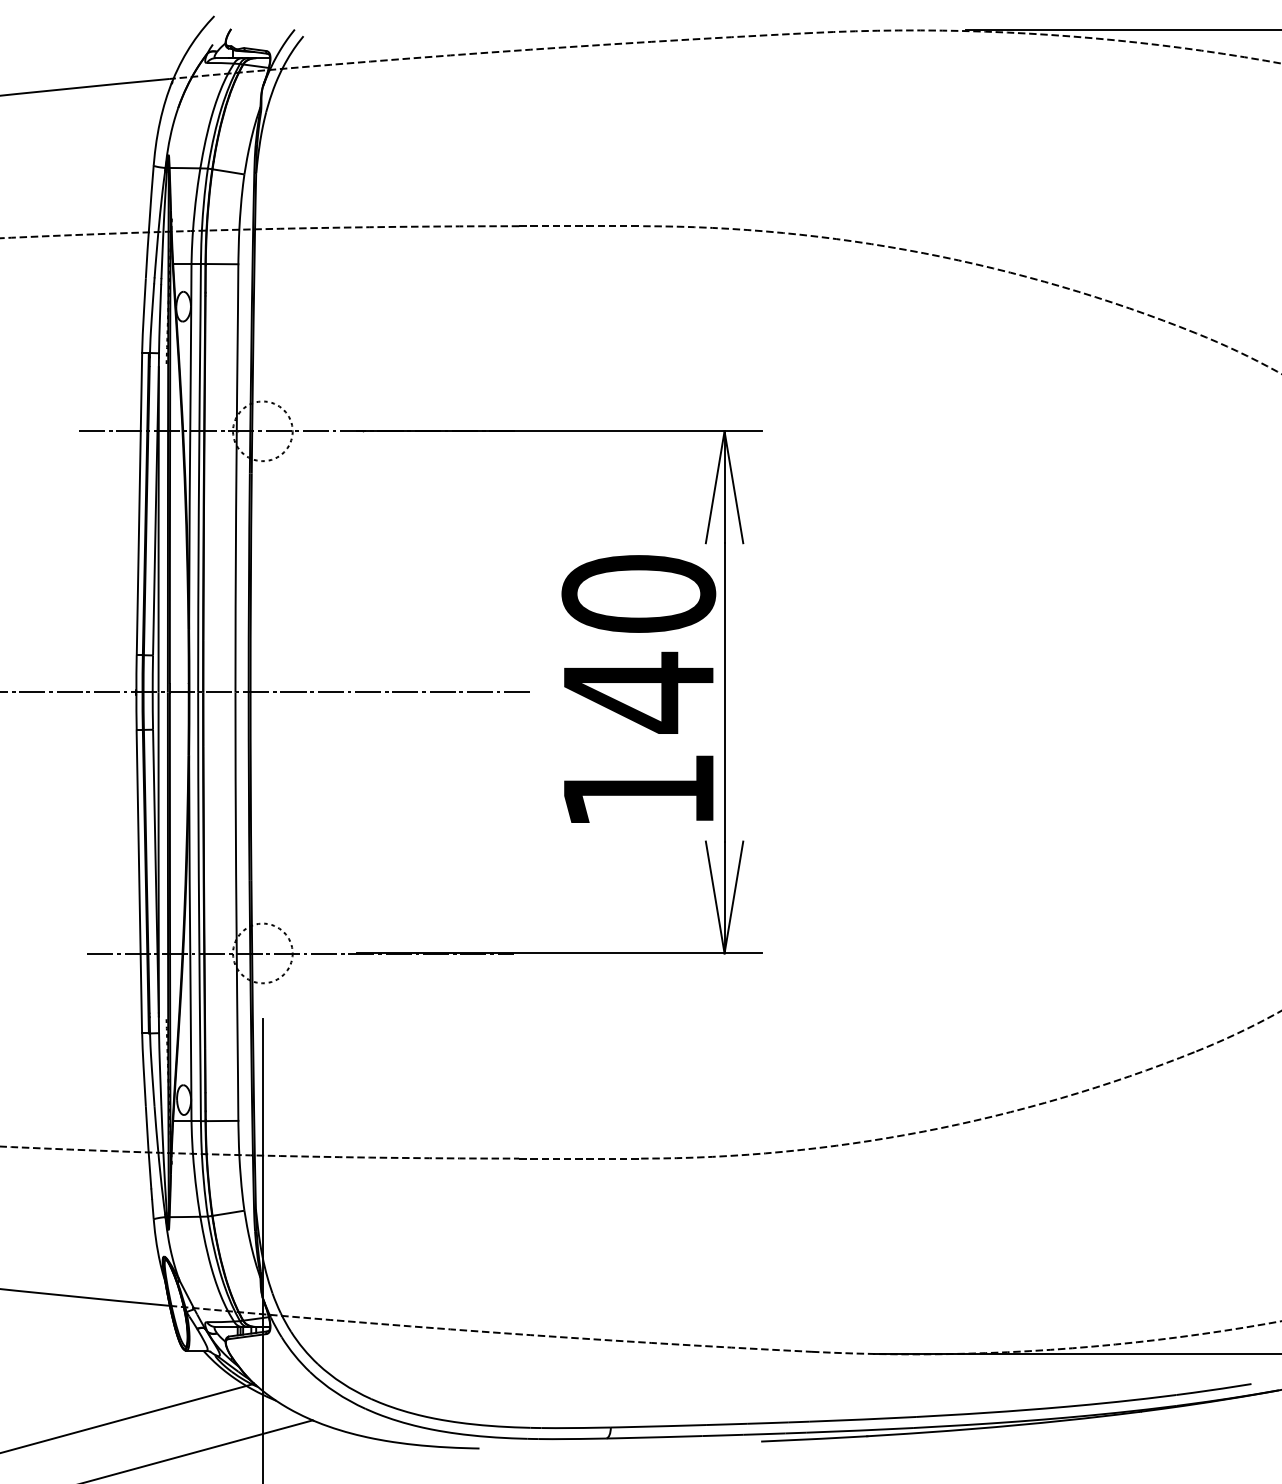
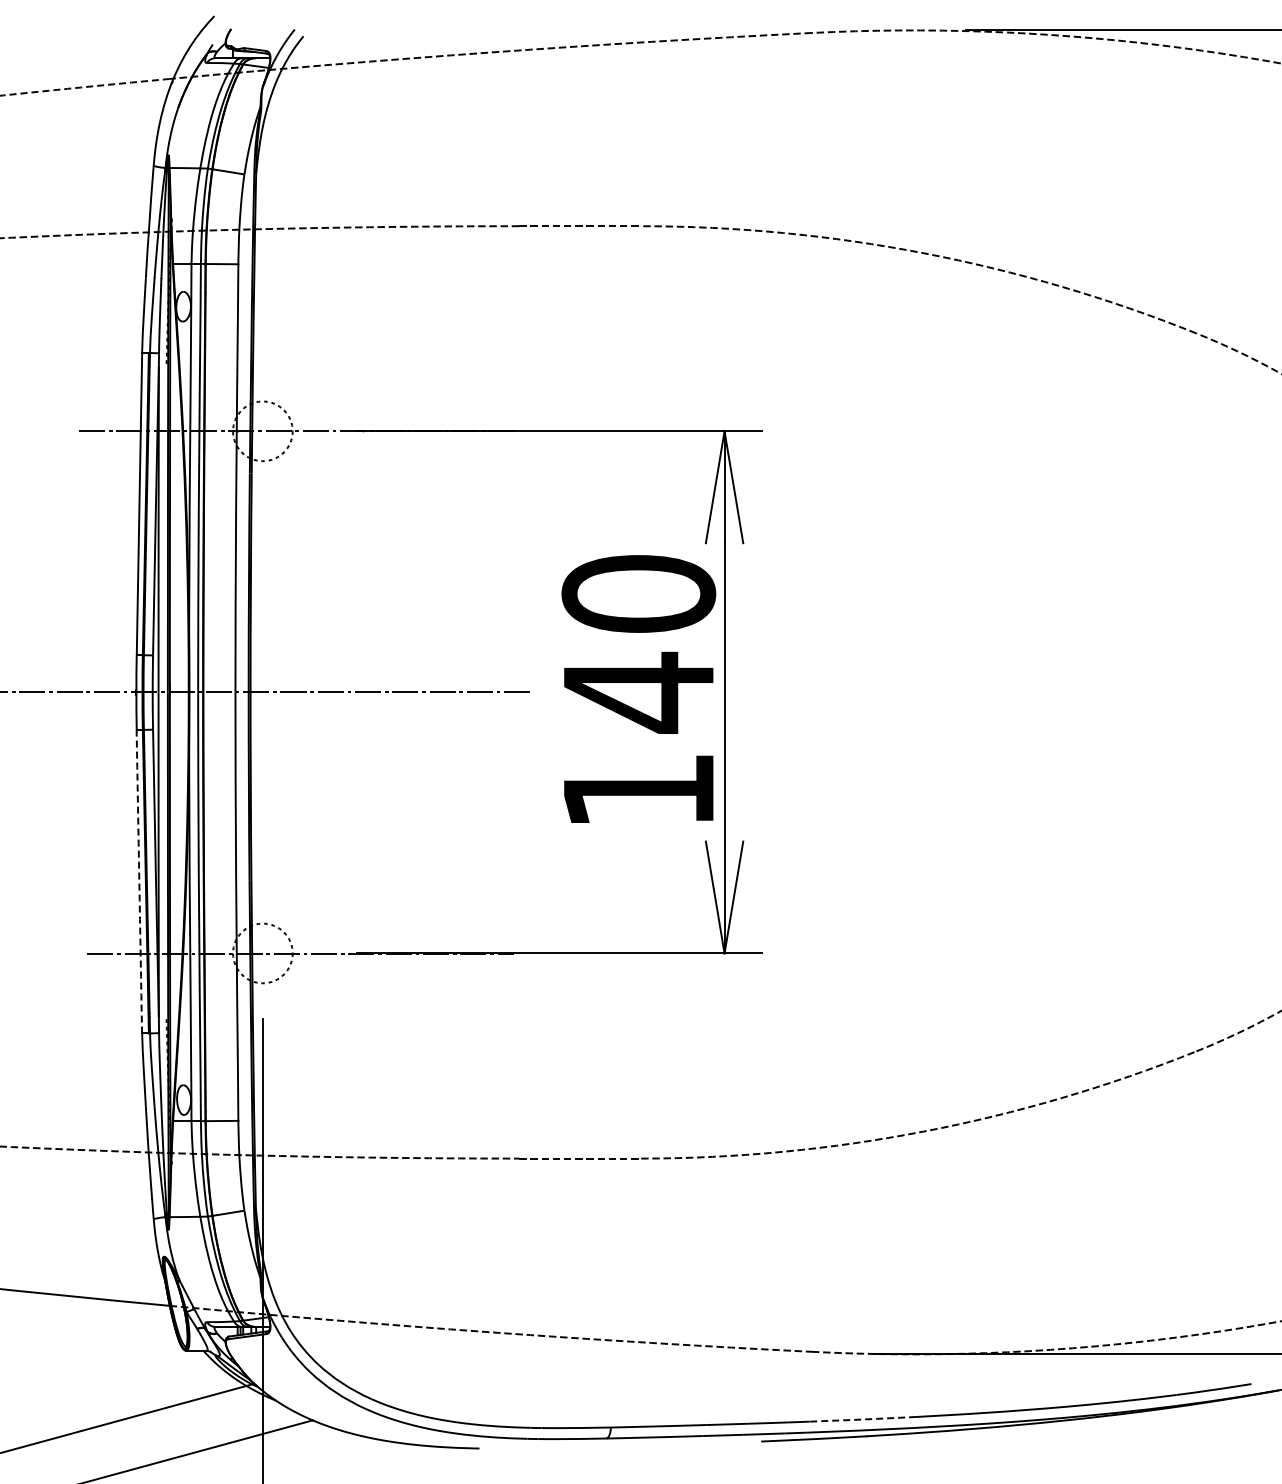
arc: solid -> dashed (84, 87)
arc: solid -> dashed (139, 881)
line: solid -> dashed (862, 1419)
